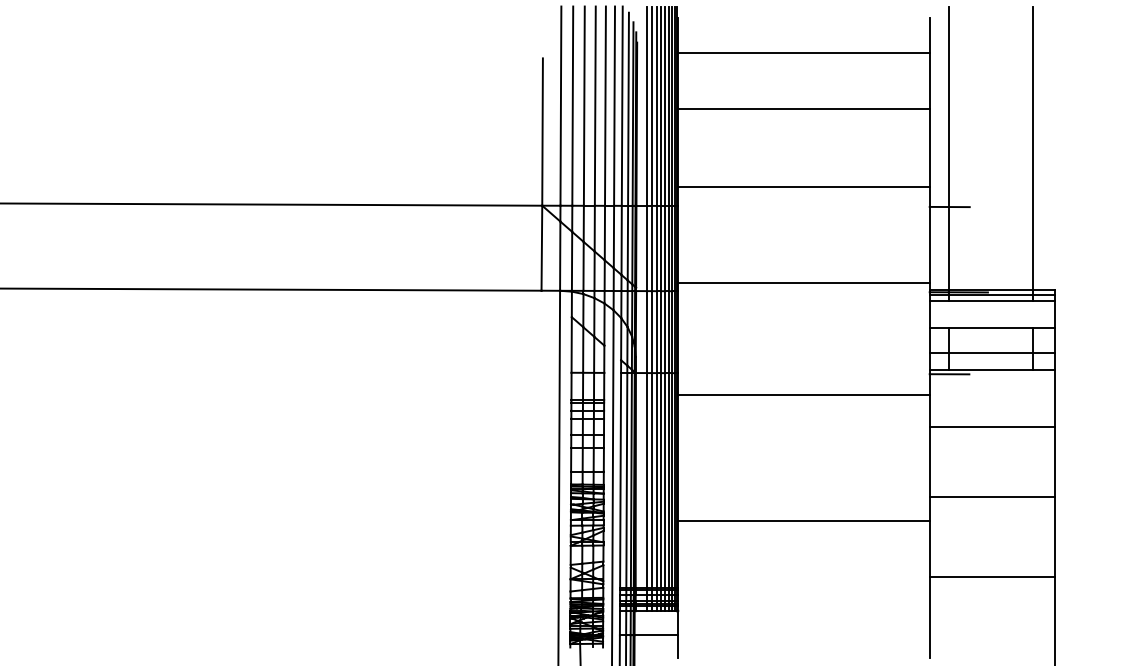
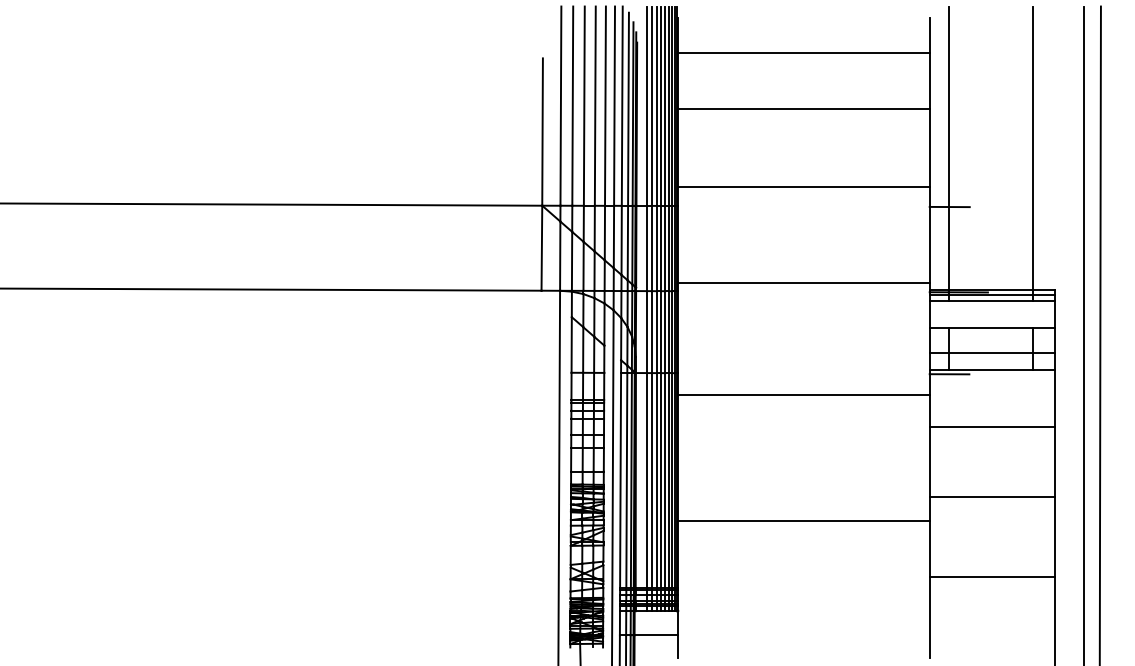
line: none -> present (1083, 334)
line: none -> present (1099, 334)
